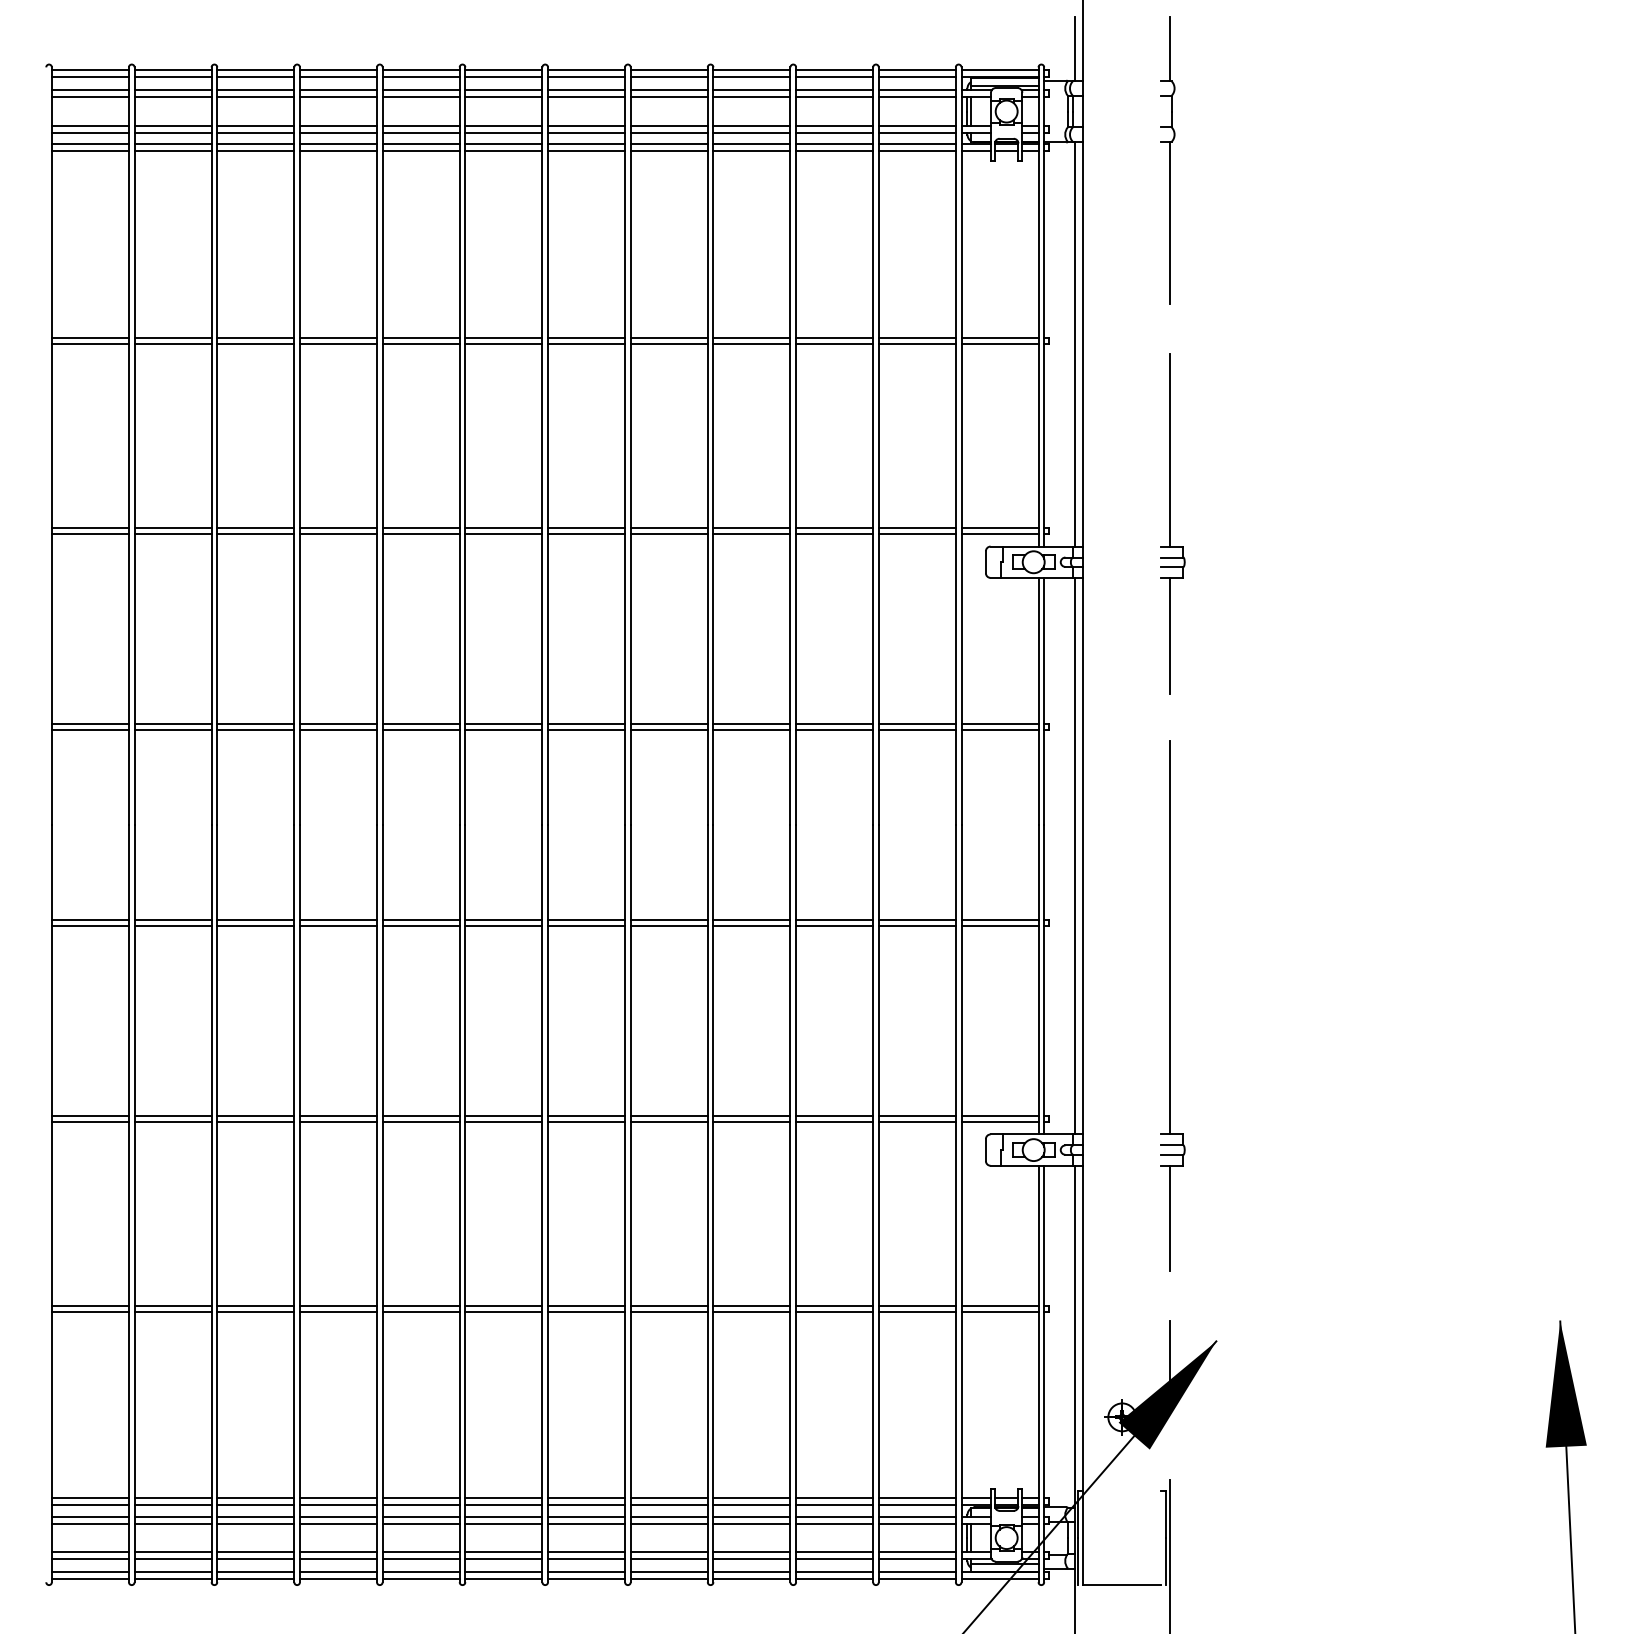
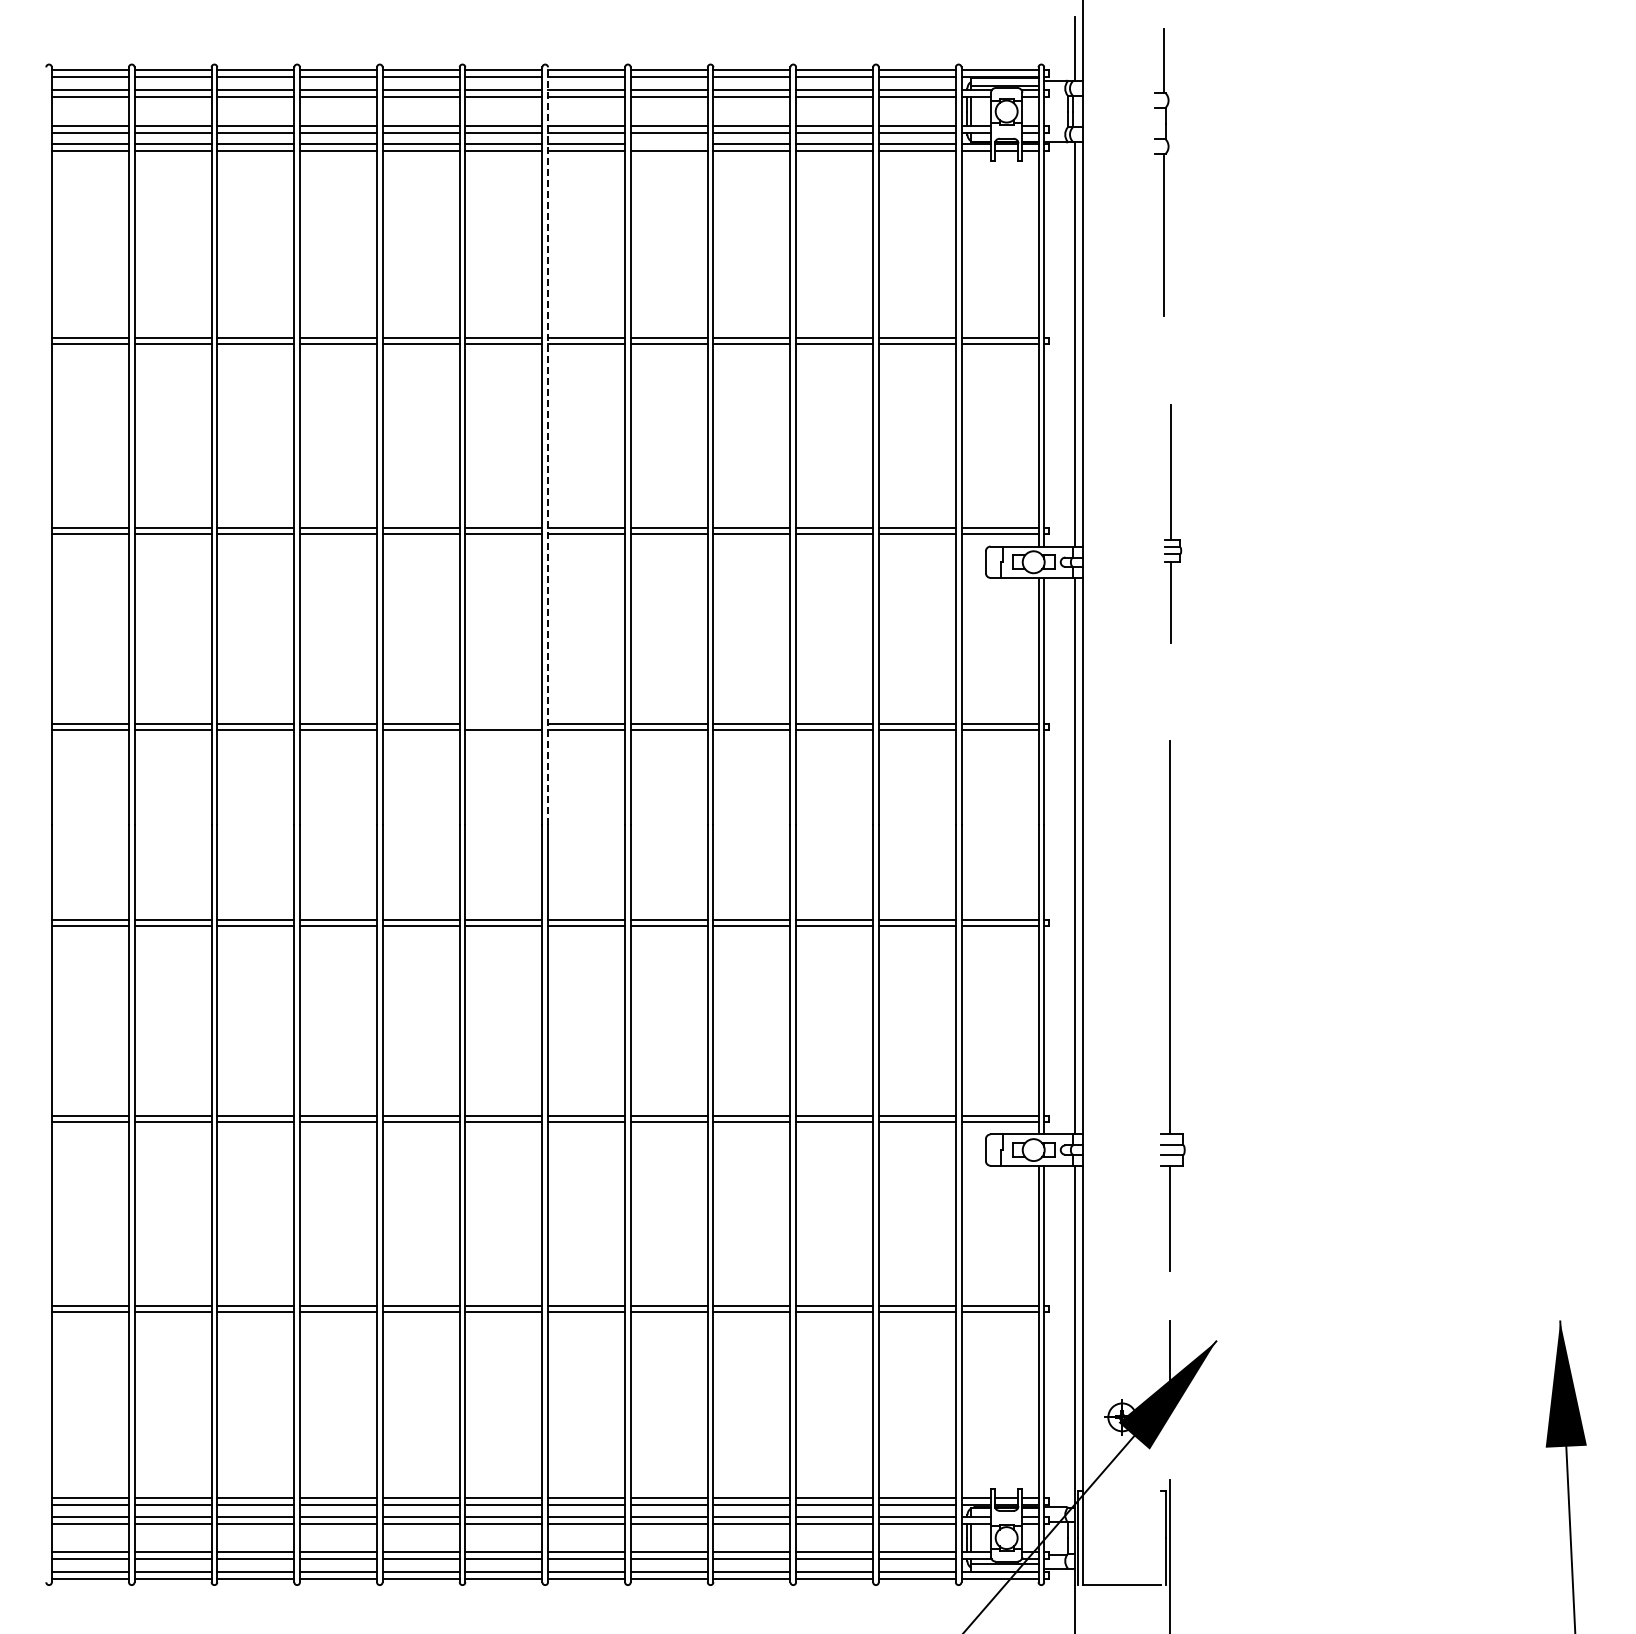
line: present -> none (668, 144)
part position: (1167, 160) -> (1161, 172) (1161, 172)
line: solid -> dashed (548, 446)
part size: 26x342 px -> 19x240 px (1173, 523)
line: present -> none (503, 724)
